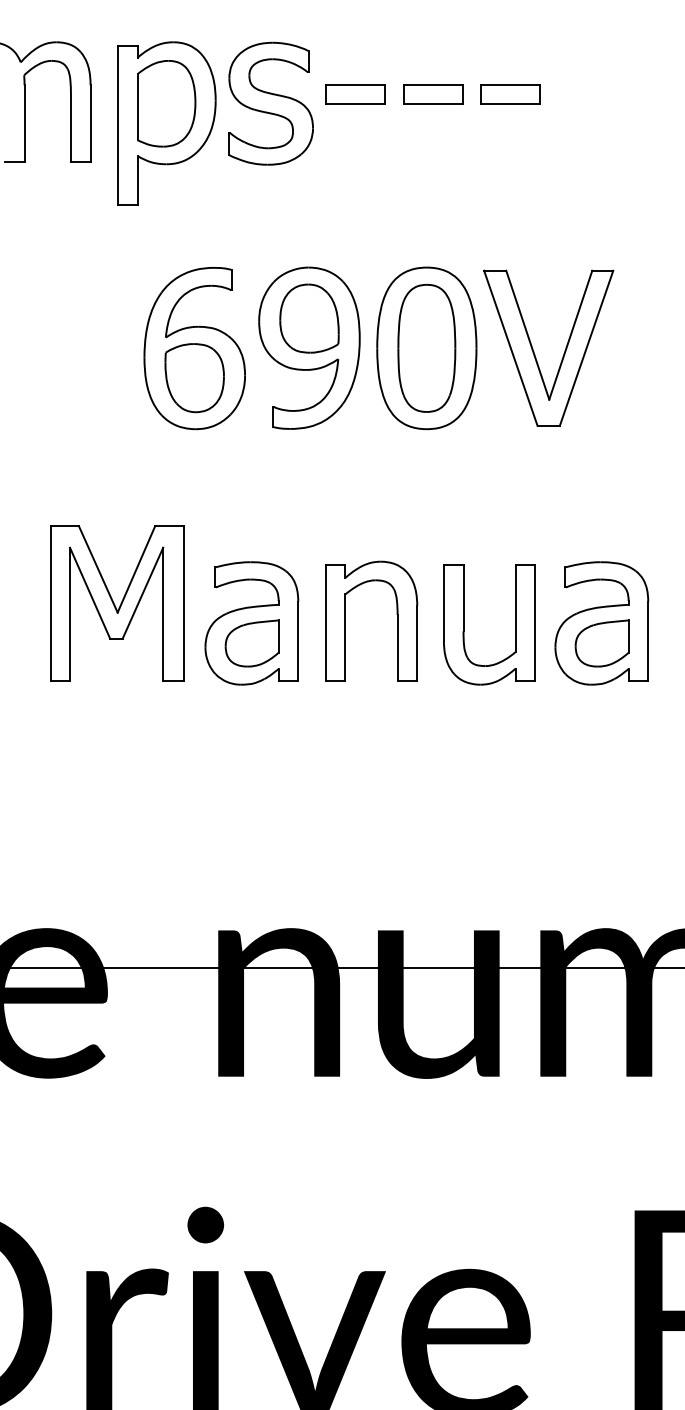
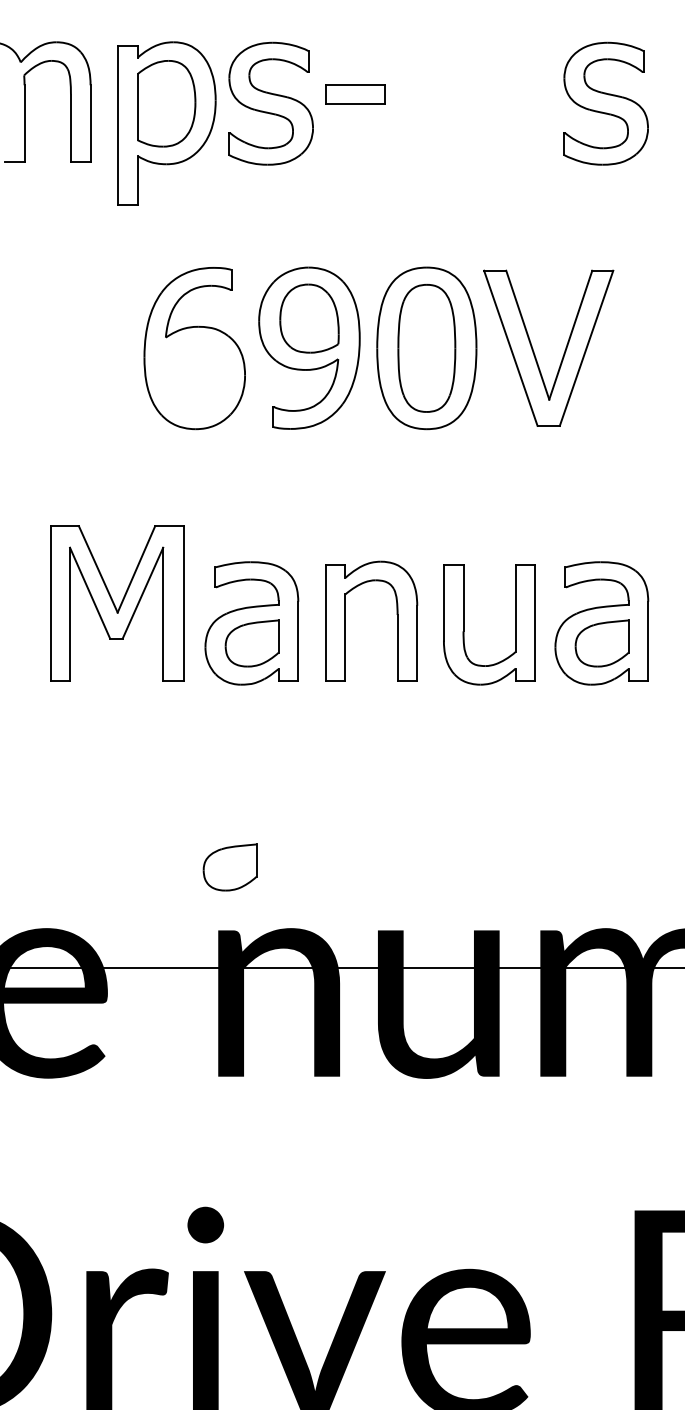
part: present -> none (433, 94)
part: present -> none (510, 94)
part: none -> present (605, 103)
part: present -> none (194, 378)
part: none -> present (229, 867)
